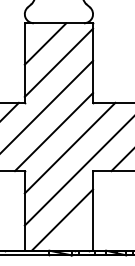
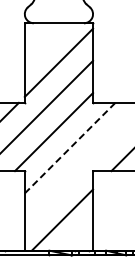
line: present -> none (45, 43)
line: solid -> dashed (70, 147)
line: present -> none (77, 171)
